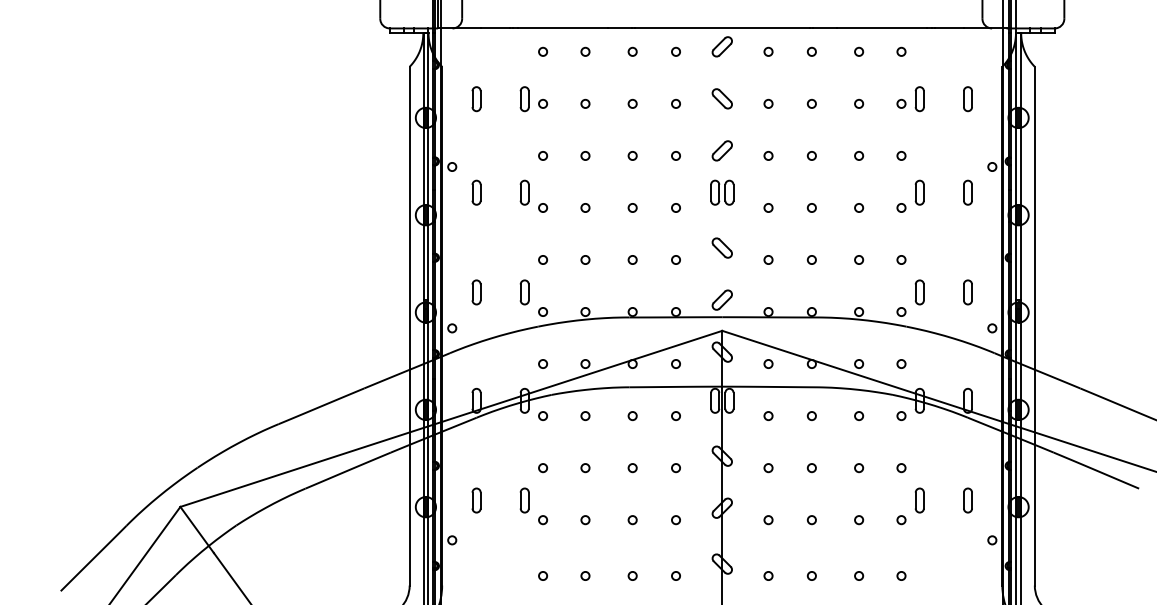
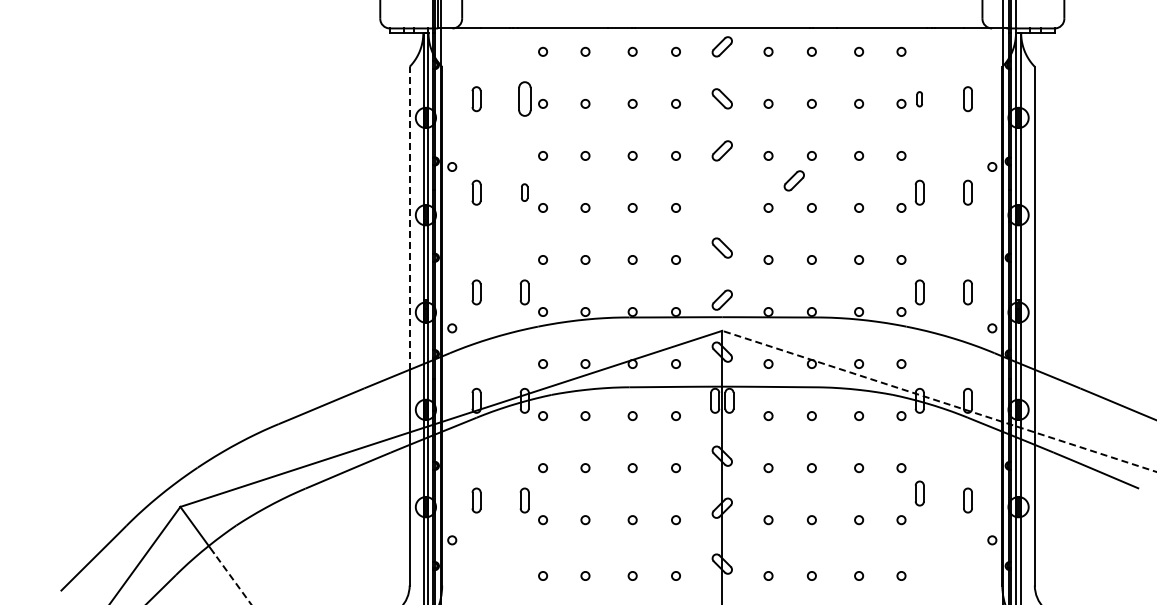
part size: 11x27 px -> 14x36 px (524, 98)
part size: 11x27 px -> 7x17 px (919, 99)
part: none -> present (793, 180)
part size: 11x27 px -> 8x19 px (524, 192)
part: present -> none (722, 192)
line: solid -> dashed (409, 217)
line: solid -> dashed (939, 401)
part position: (919, 500) -> (919, 493) (919, 493)
line: solid -> dashed (232, 578)
